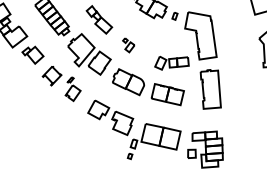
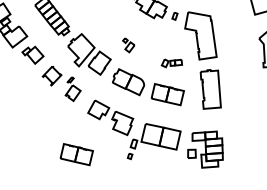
part: present -> none (99, 19)
part size: 36x15 px -> 23x11 px (171, 63)
part: none -> present (76, 154)
